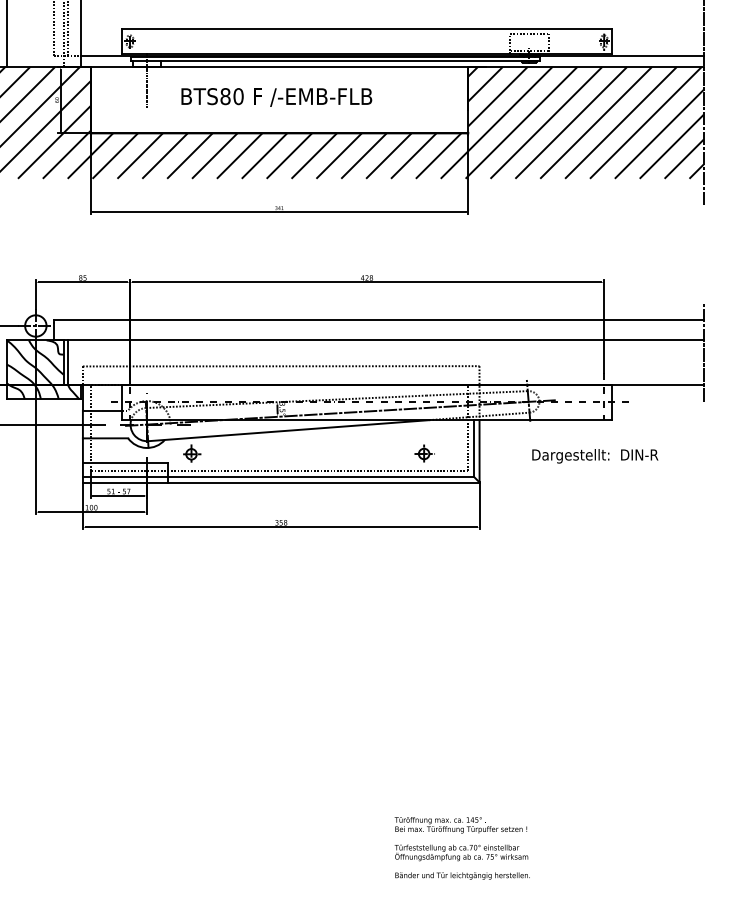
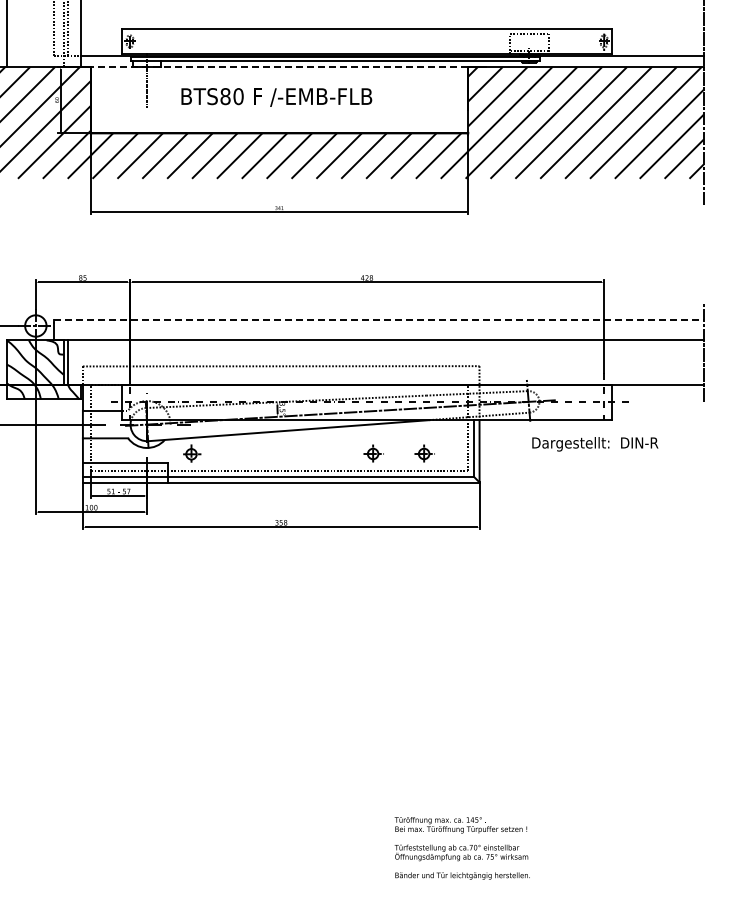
line: solid -> dashed (279, 66)
line: solid -> dashed (379, 320)
part: none -> present (373, 453)
text position: (595, 456) -> (595, 444) (595, 444)
